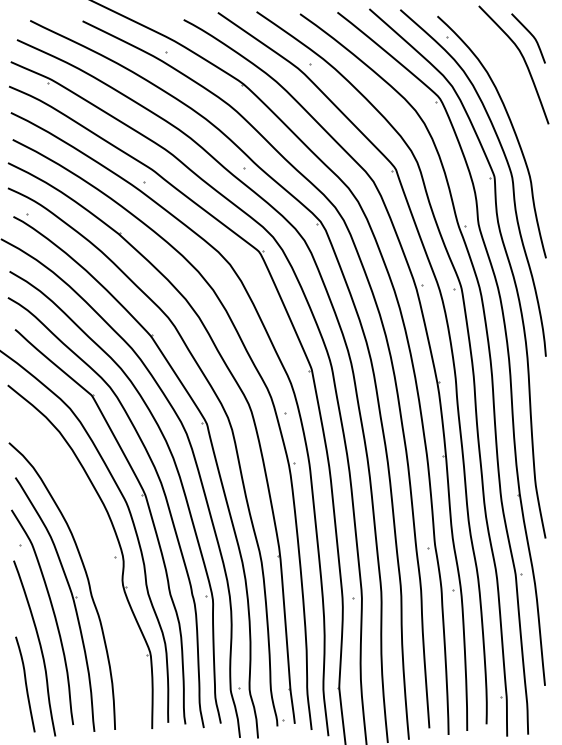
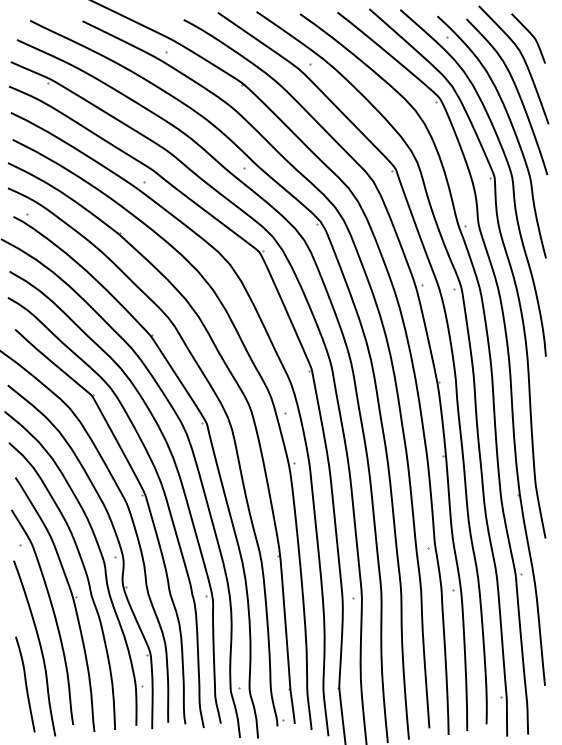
curve: none -> present (516, 91)
part: none -> present (101, 557)
